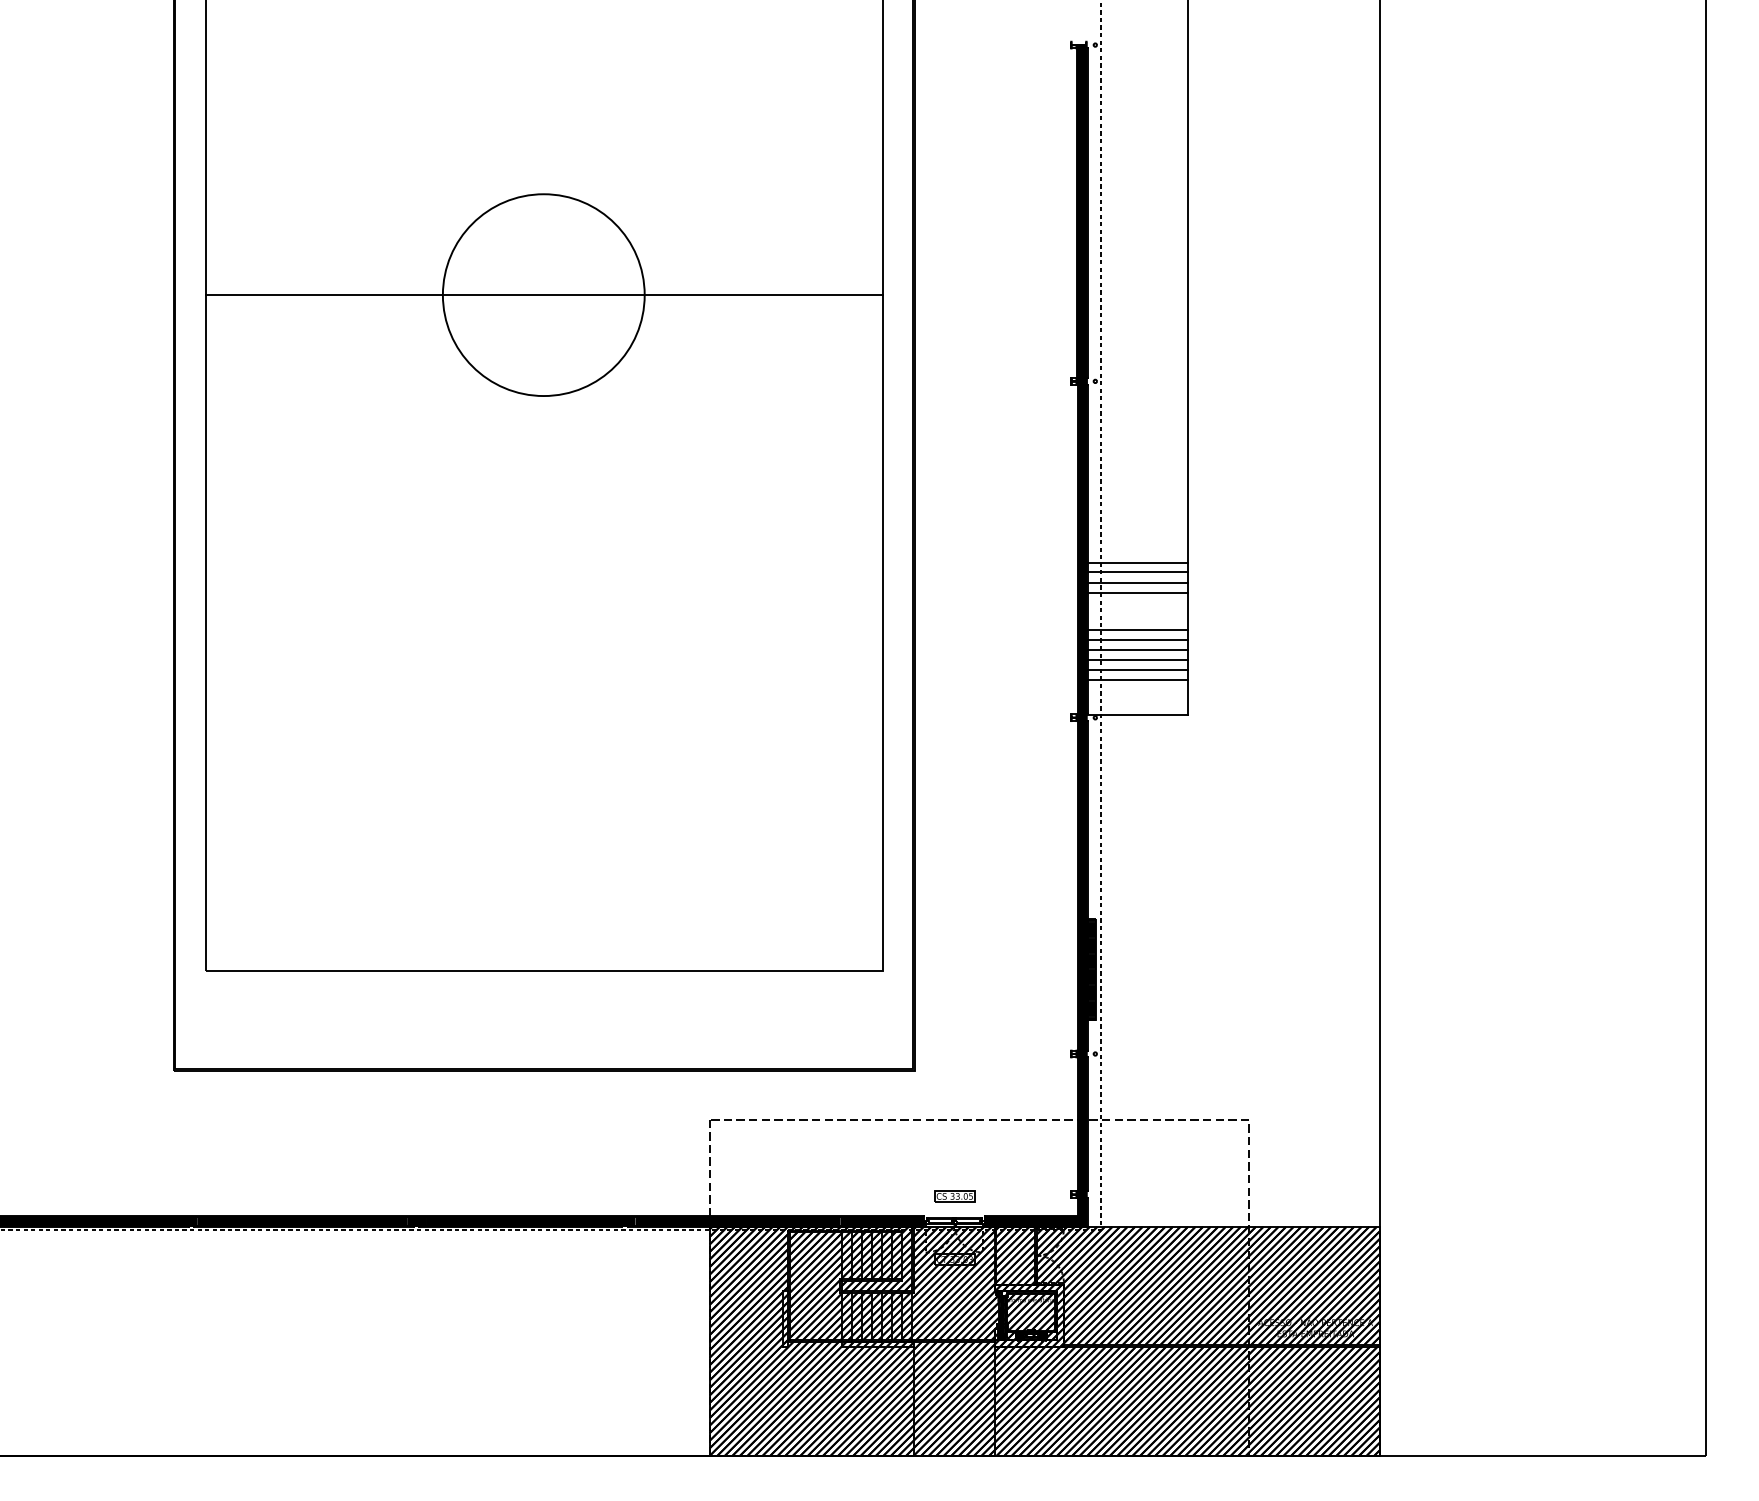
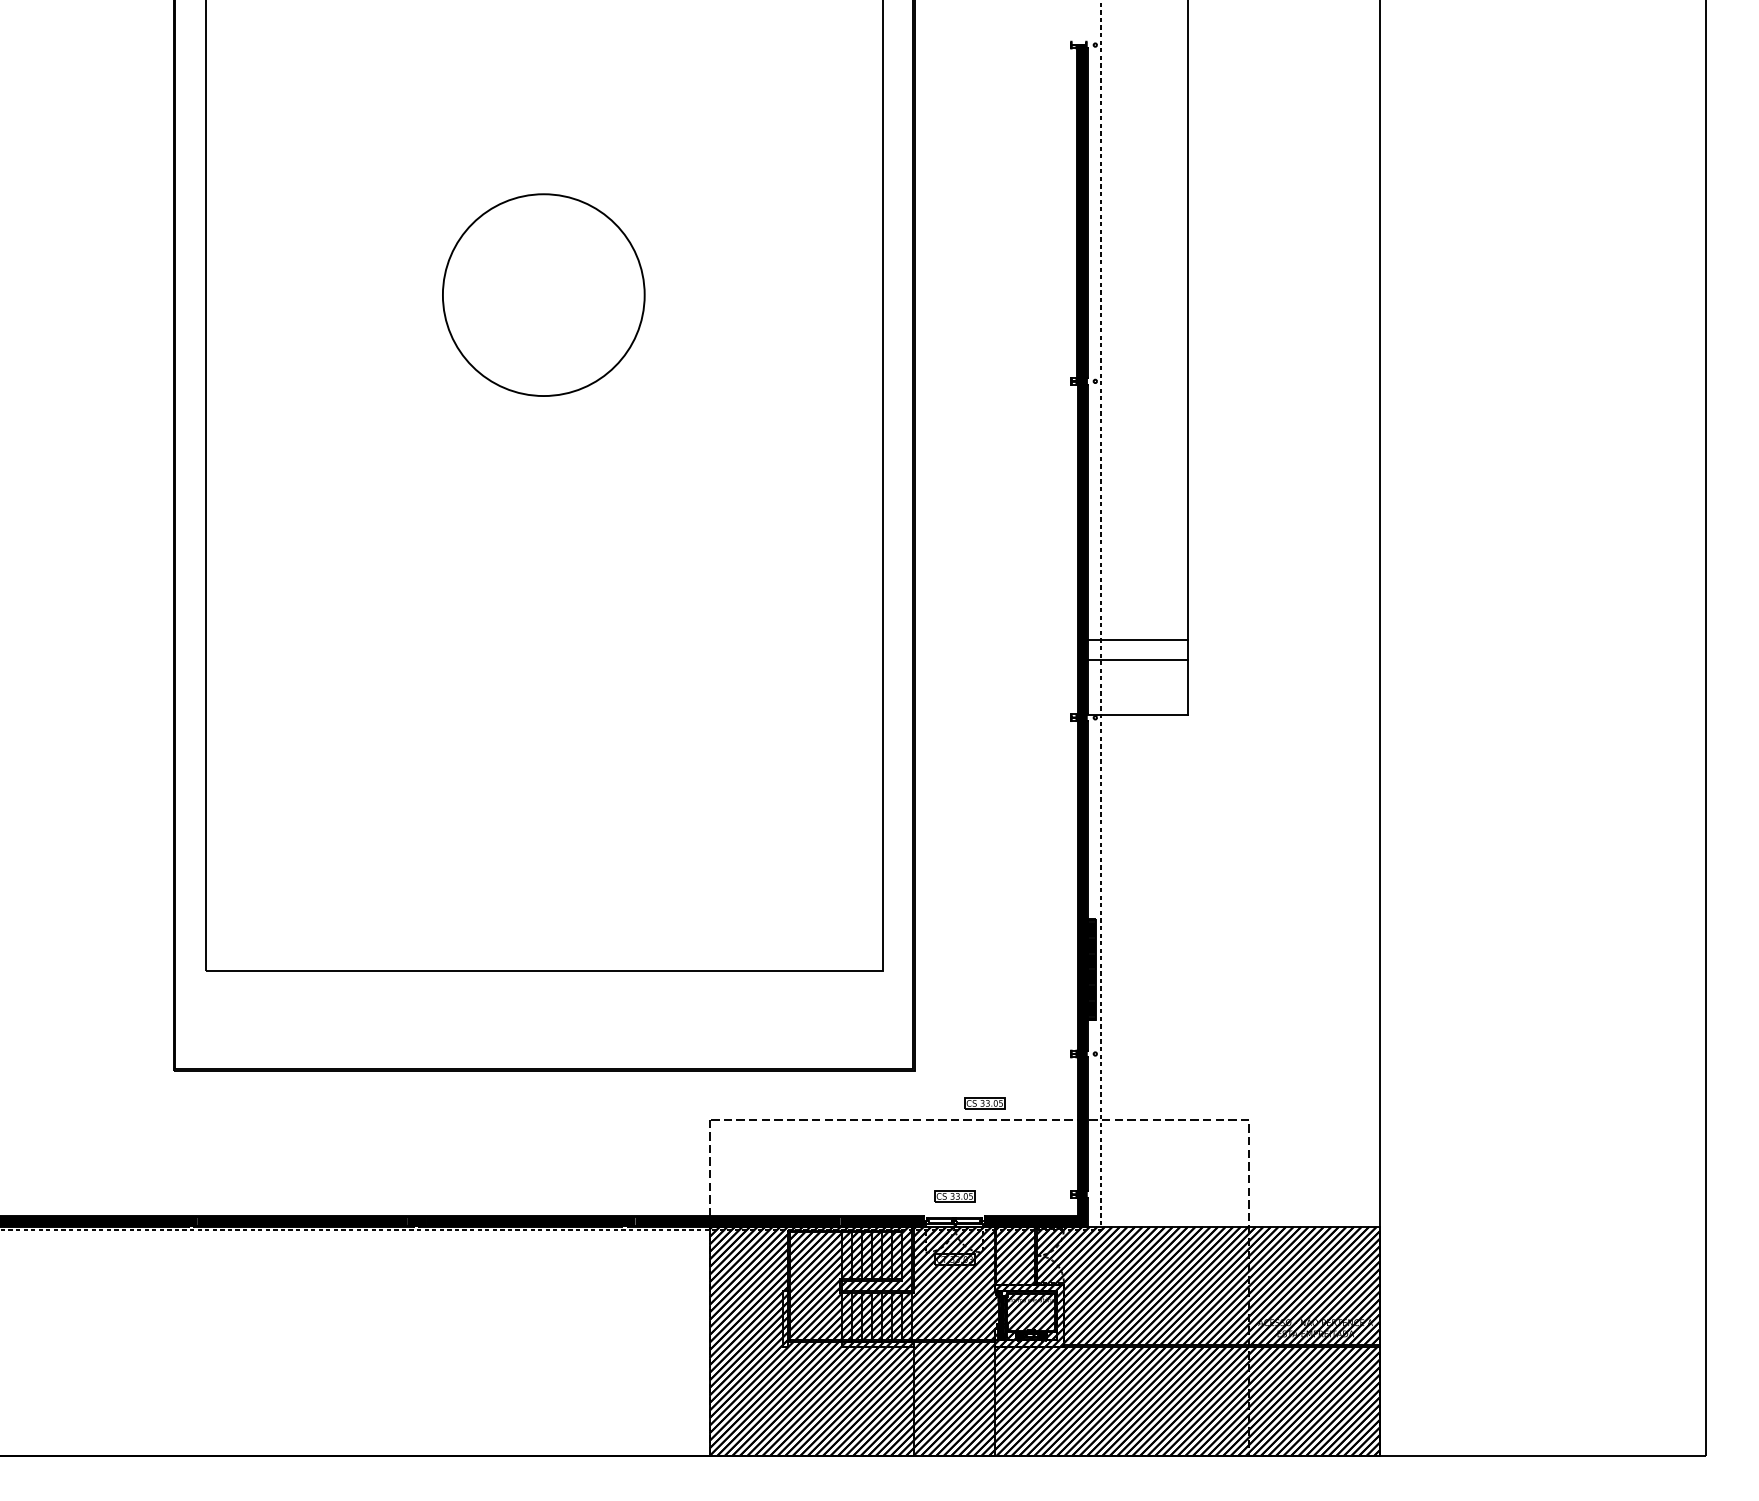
line: present -> none (543, 295)
line: present -> none (1137, 562)
line: present -> none (1137, 572)
line: present -> none (1137, 582)
line: present -> none (1137, 592)
line: present -> none (1137, 629)
line: present -> none (1137, 650)
line: present -> none (1137, 670)
line: present -> none (1137, 680)
part: none -> present (984, 1103)
